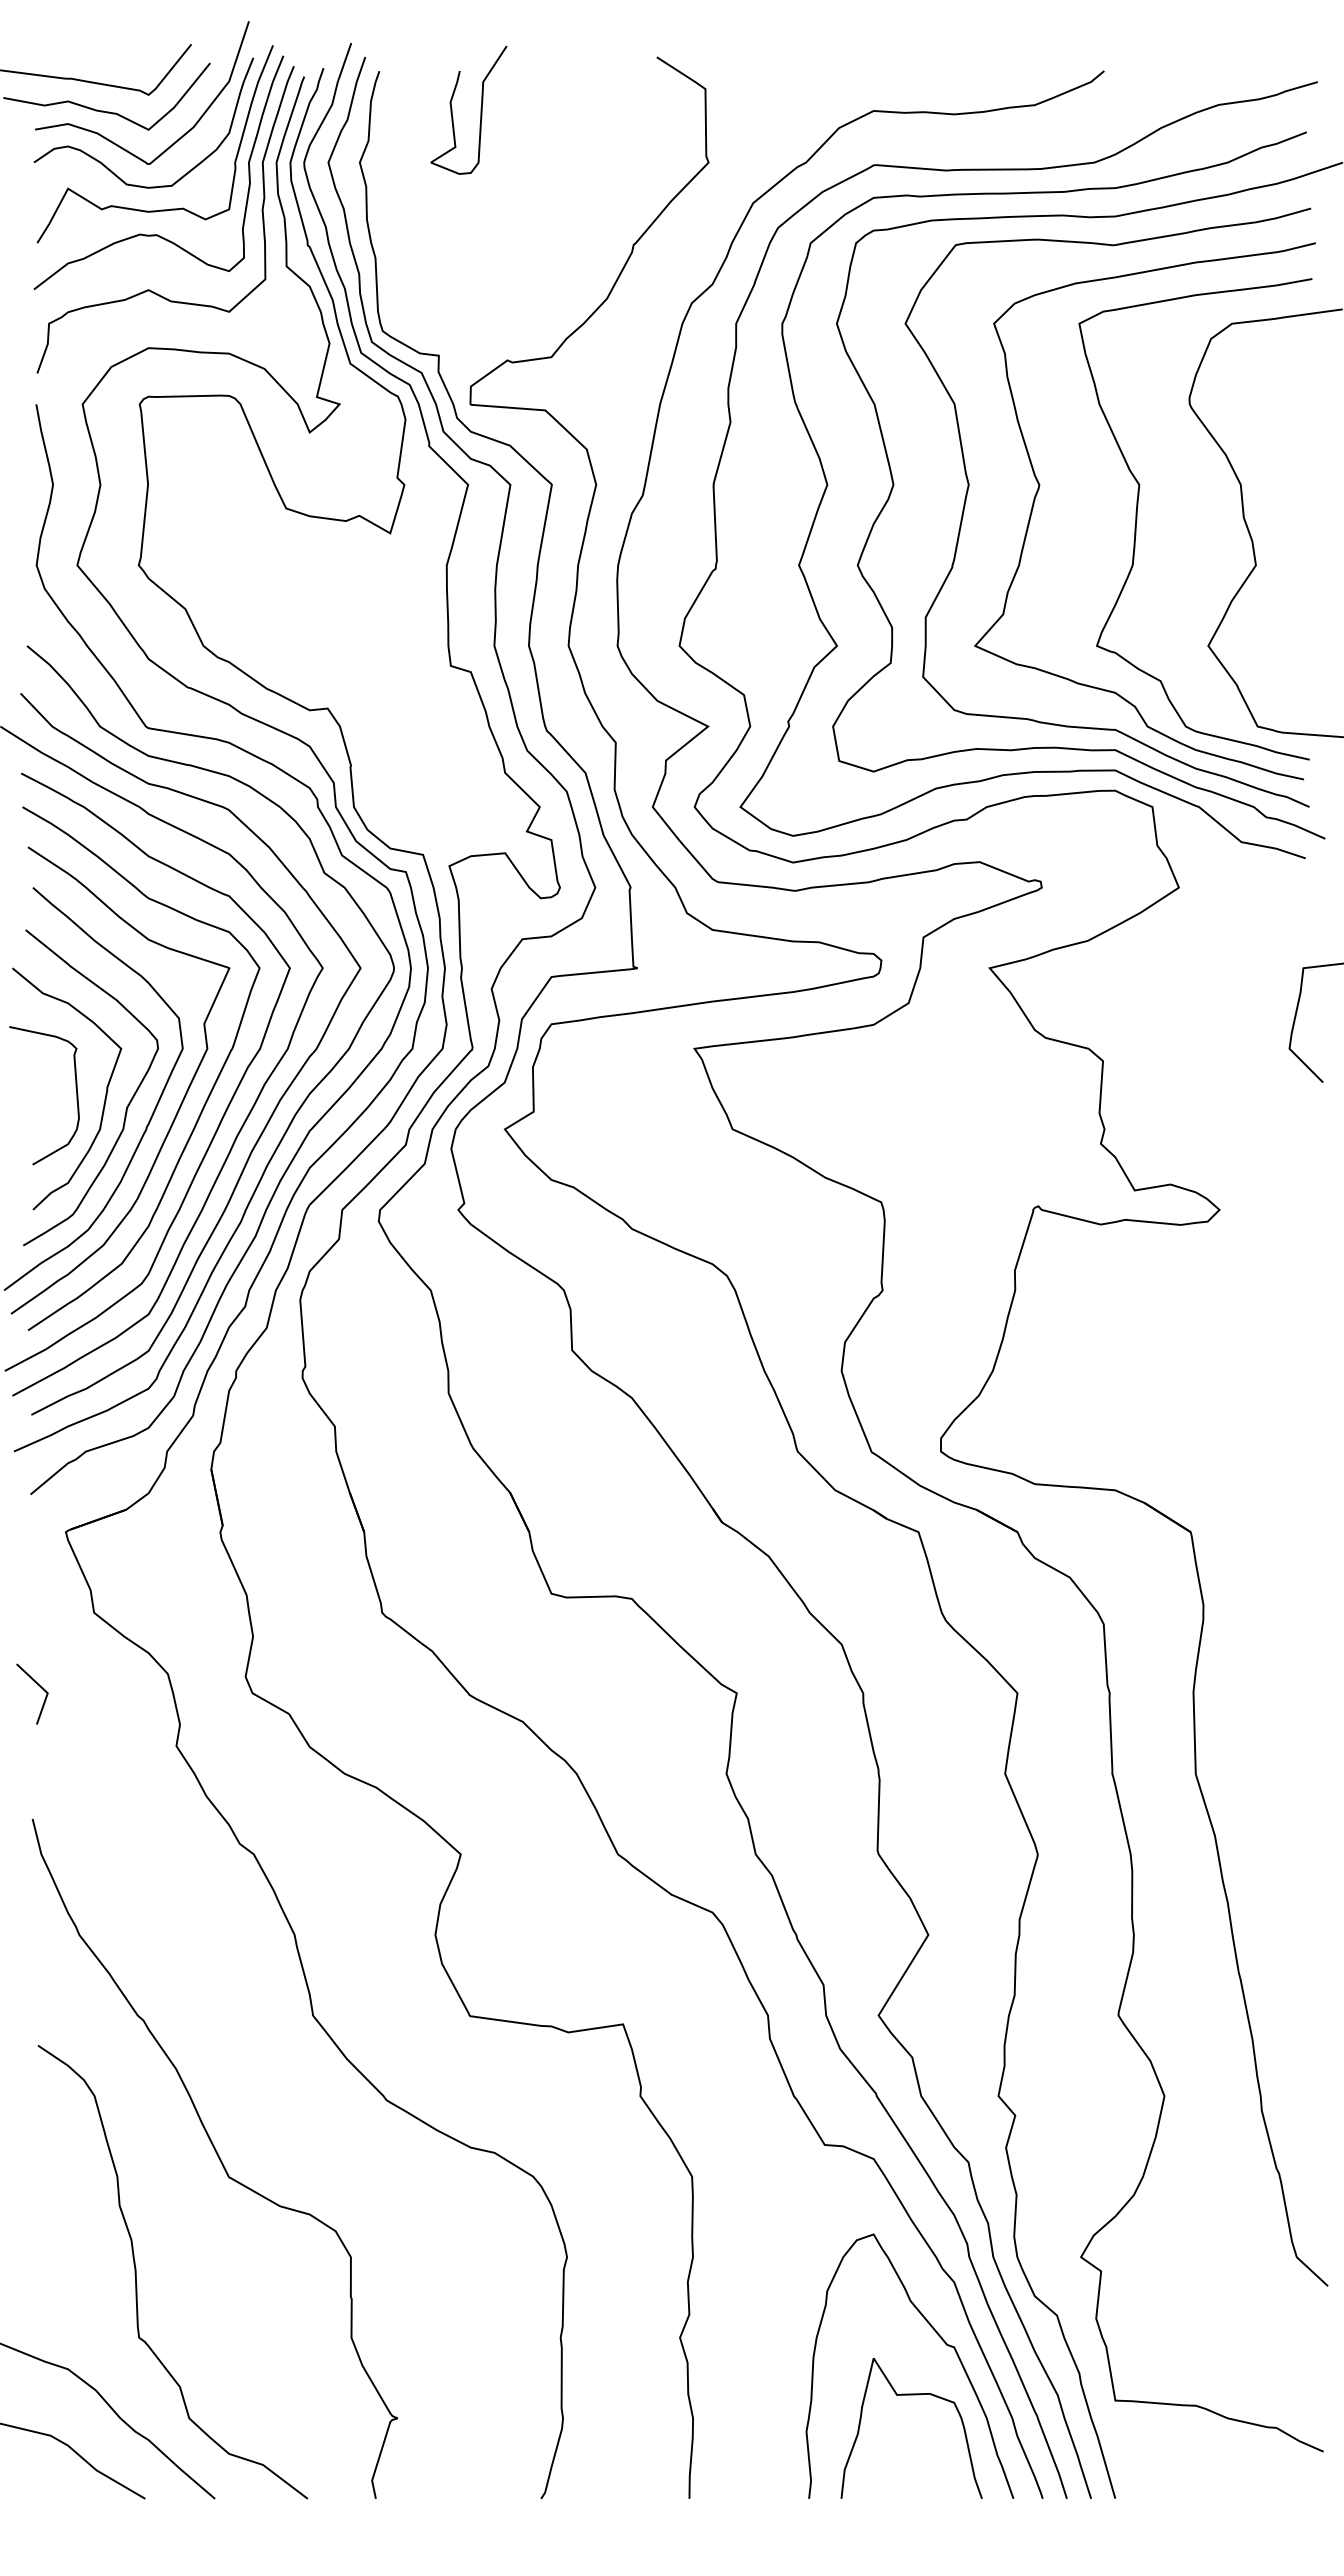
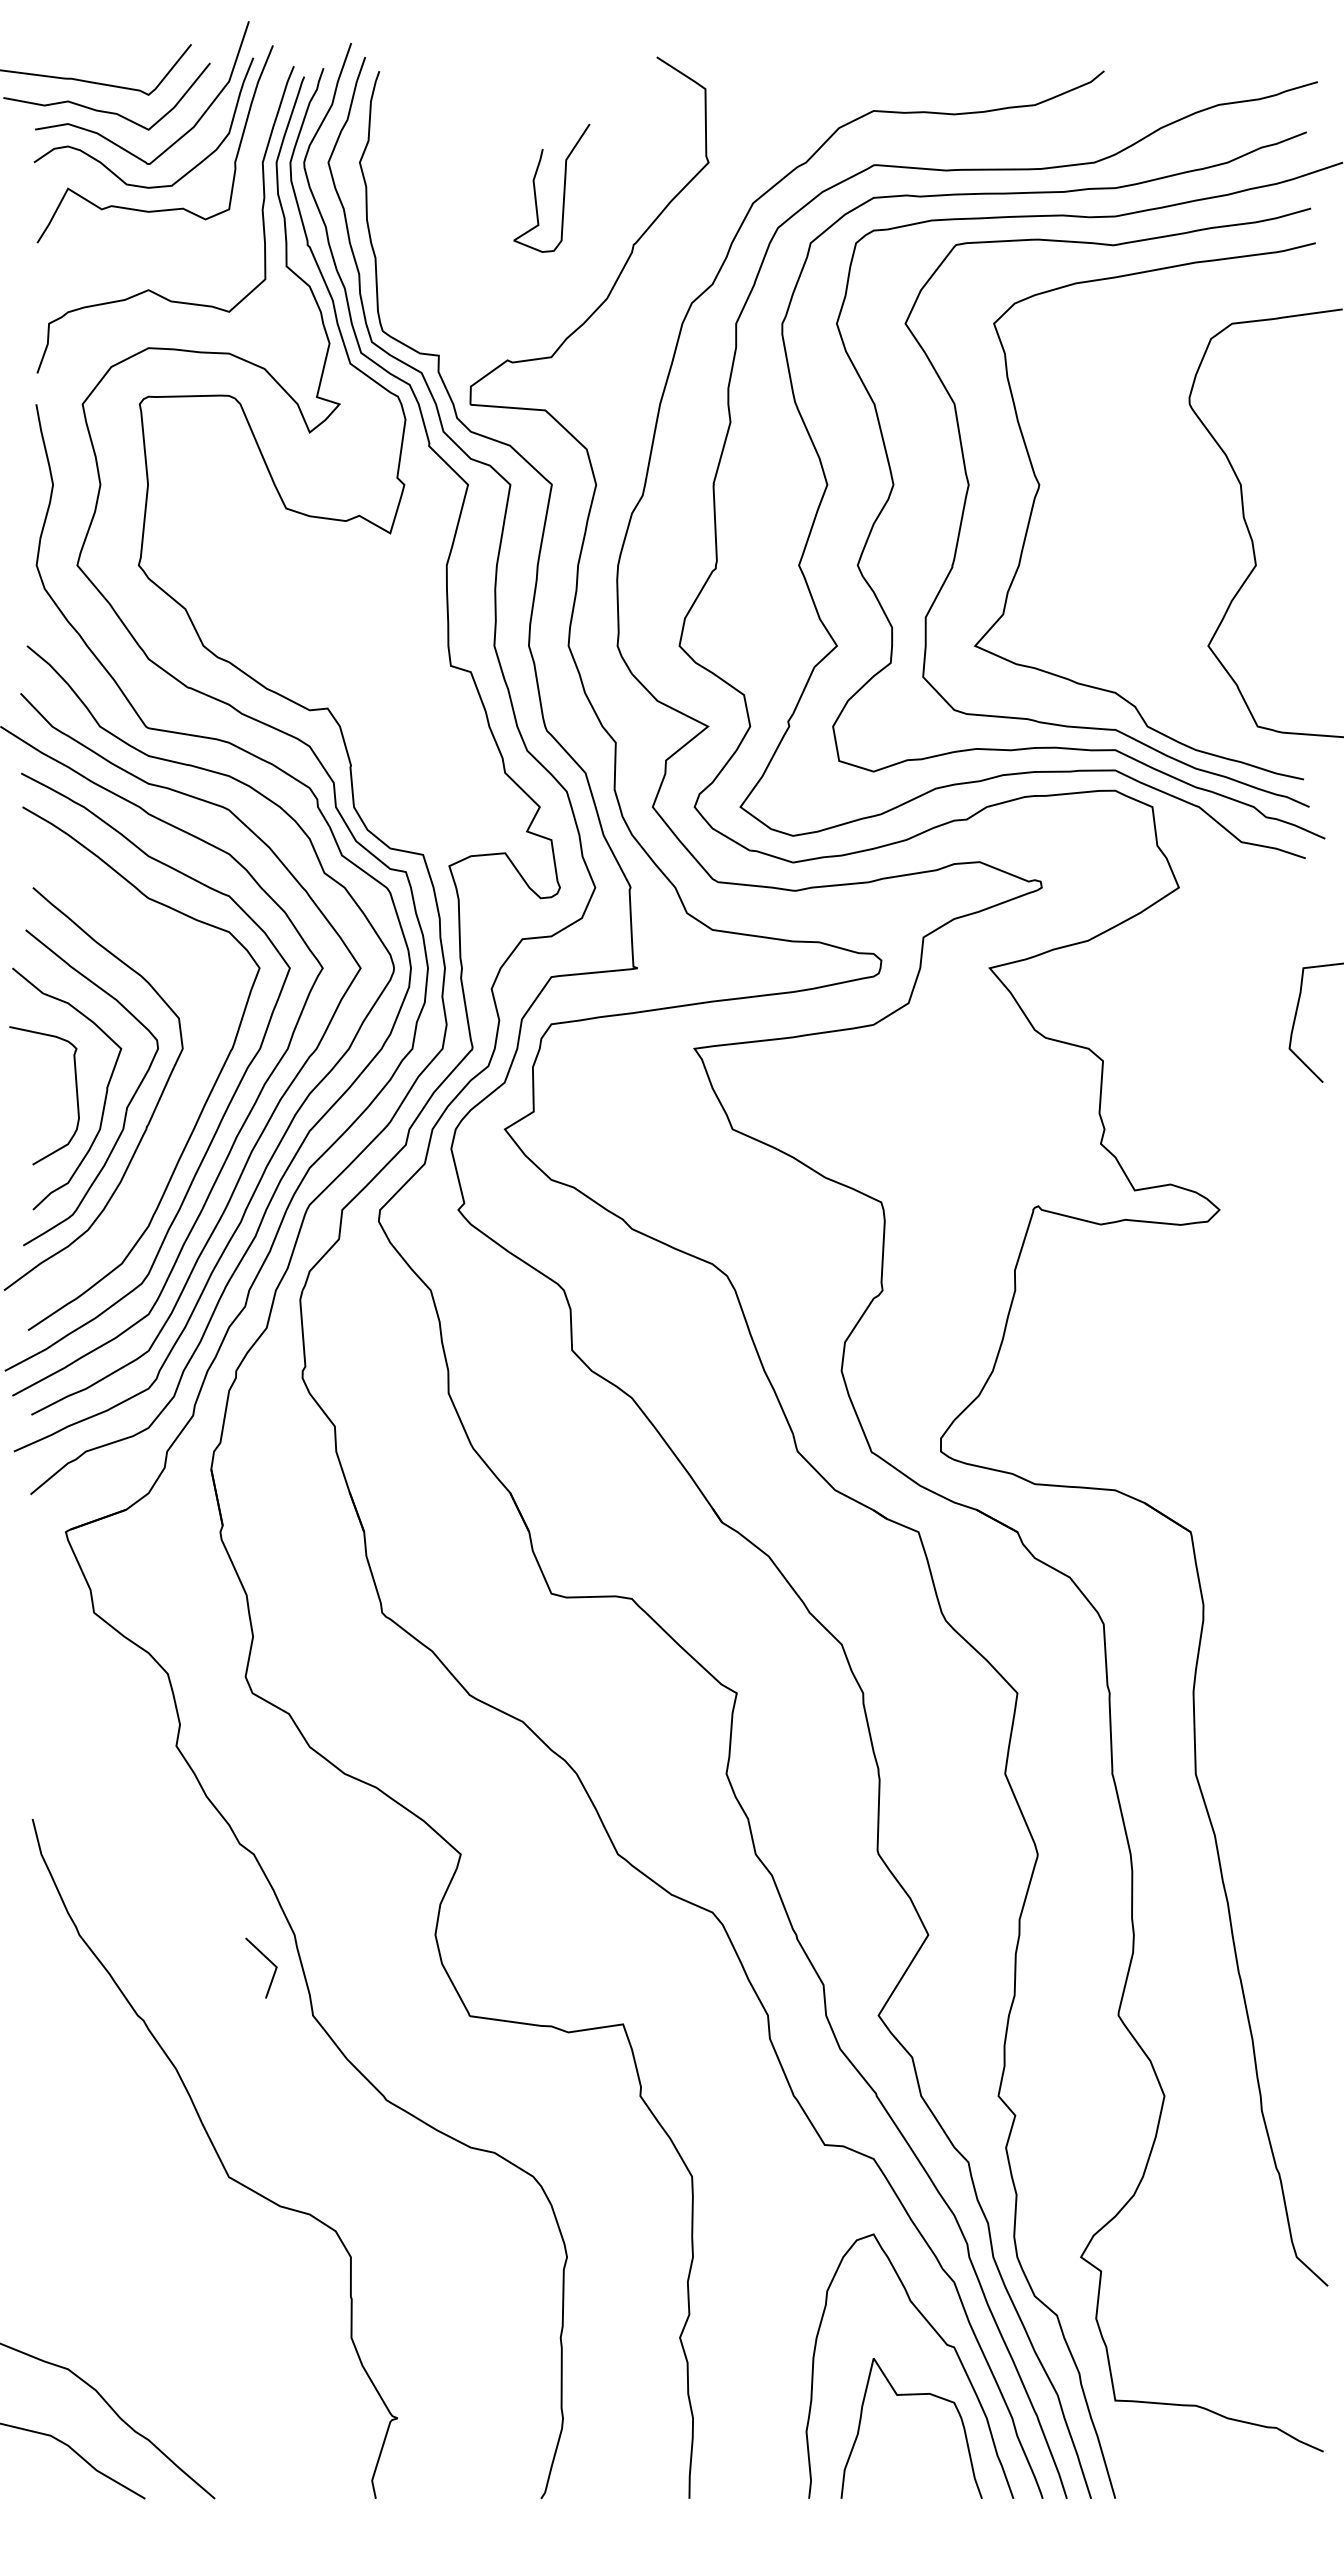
curve position: (480, 109) -> (563, 187) (563, 187)
curve: present -> none (157, 234)
curve: present -> none (1137, 519)
curve: present -> none (179, 1105)
line position: (36, 1684) -> (265, 1958) (265, 1958)
curve: present -> none (136, 2272)
